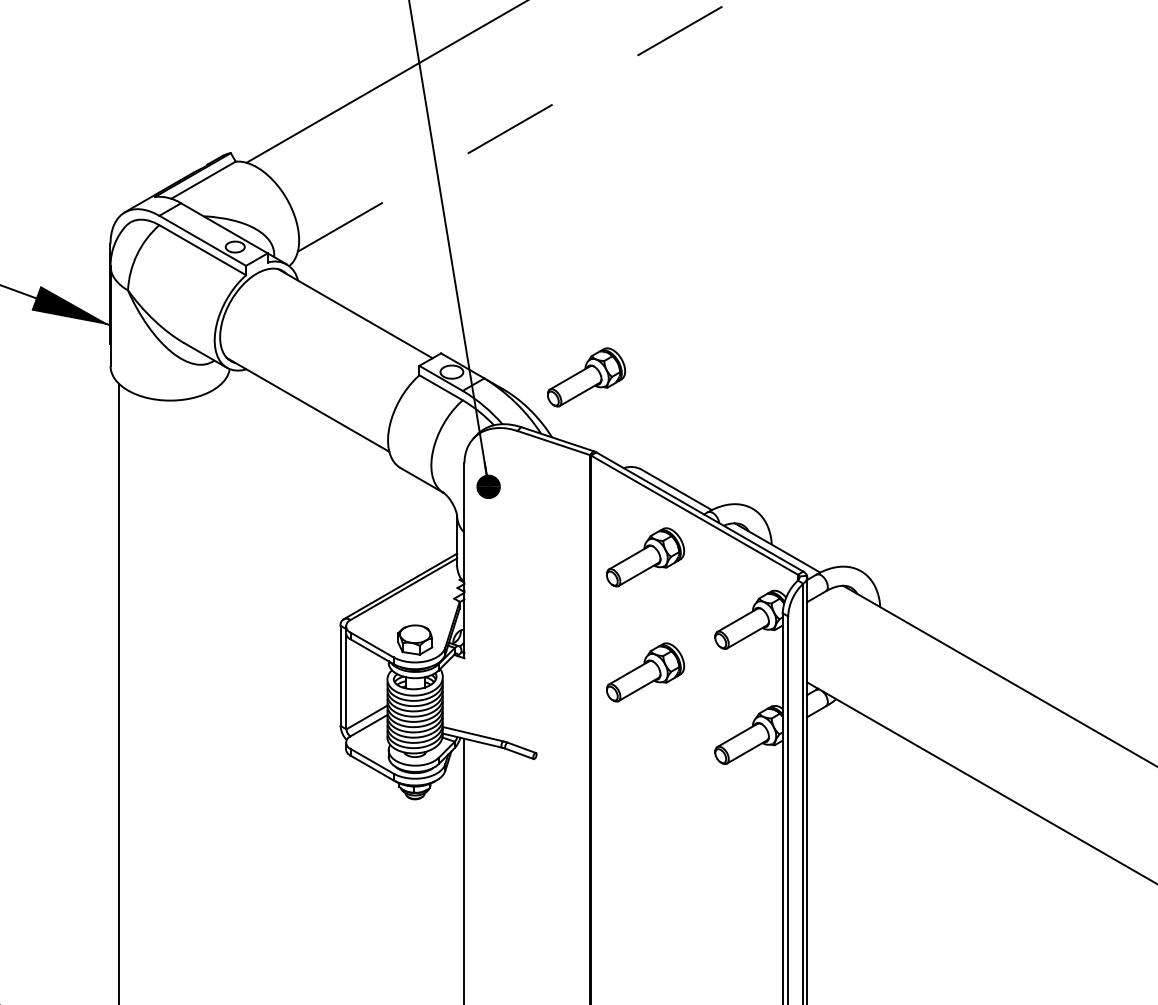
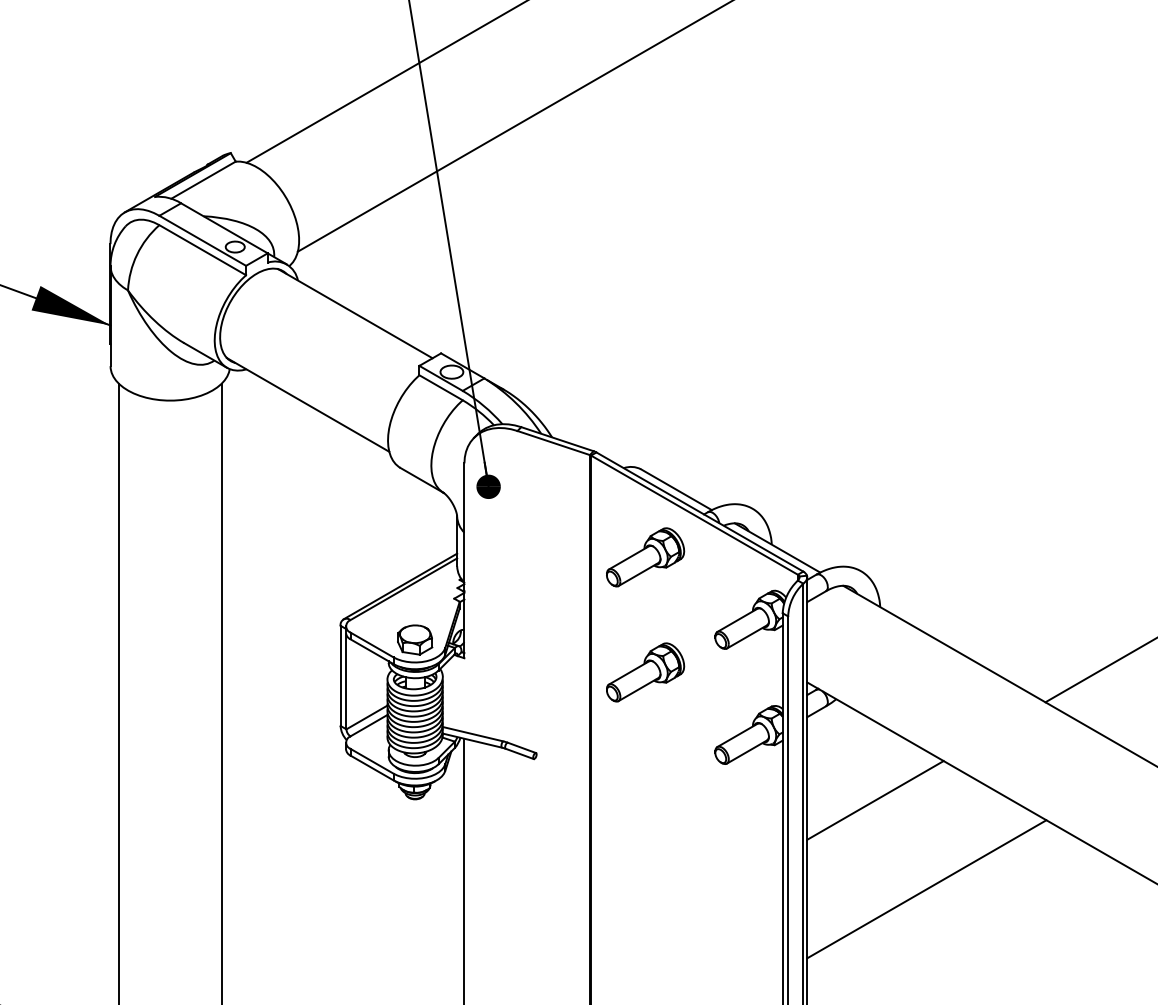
line: dashed -> solid (516, 125)
part: present -> none (586, 377)
line: none -> present (1099, 670)
line: none -> present (221, 692)
line: none -> present (875, 800)
line: none -> present (926, 889)
